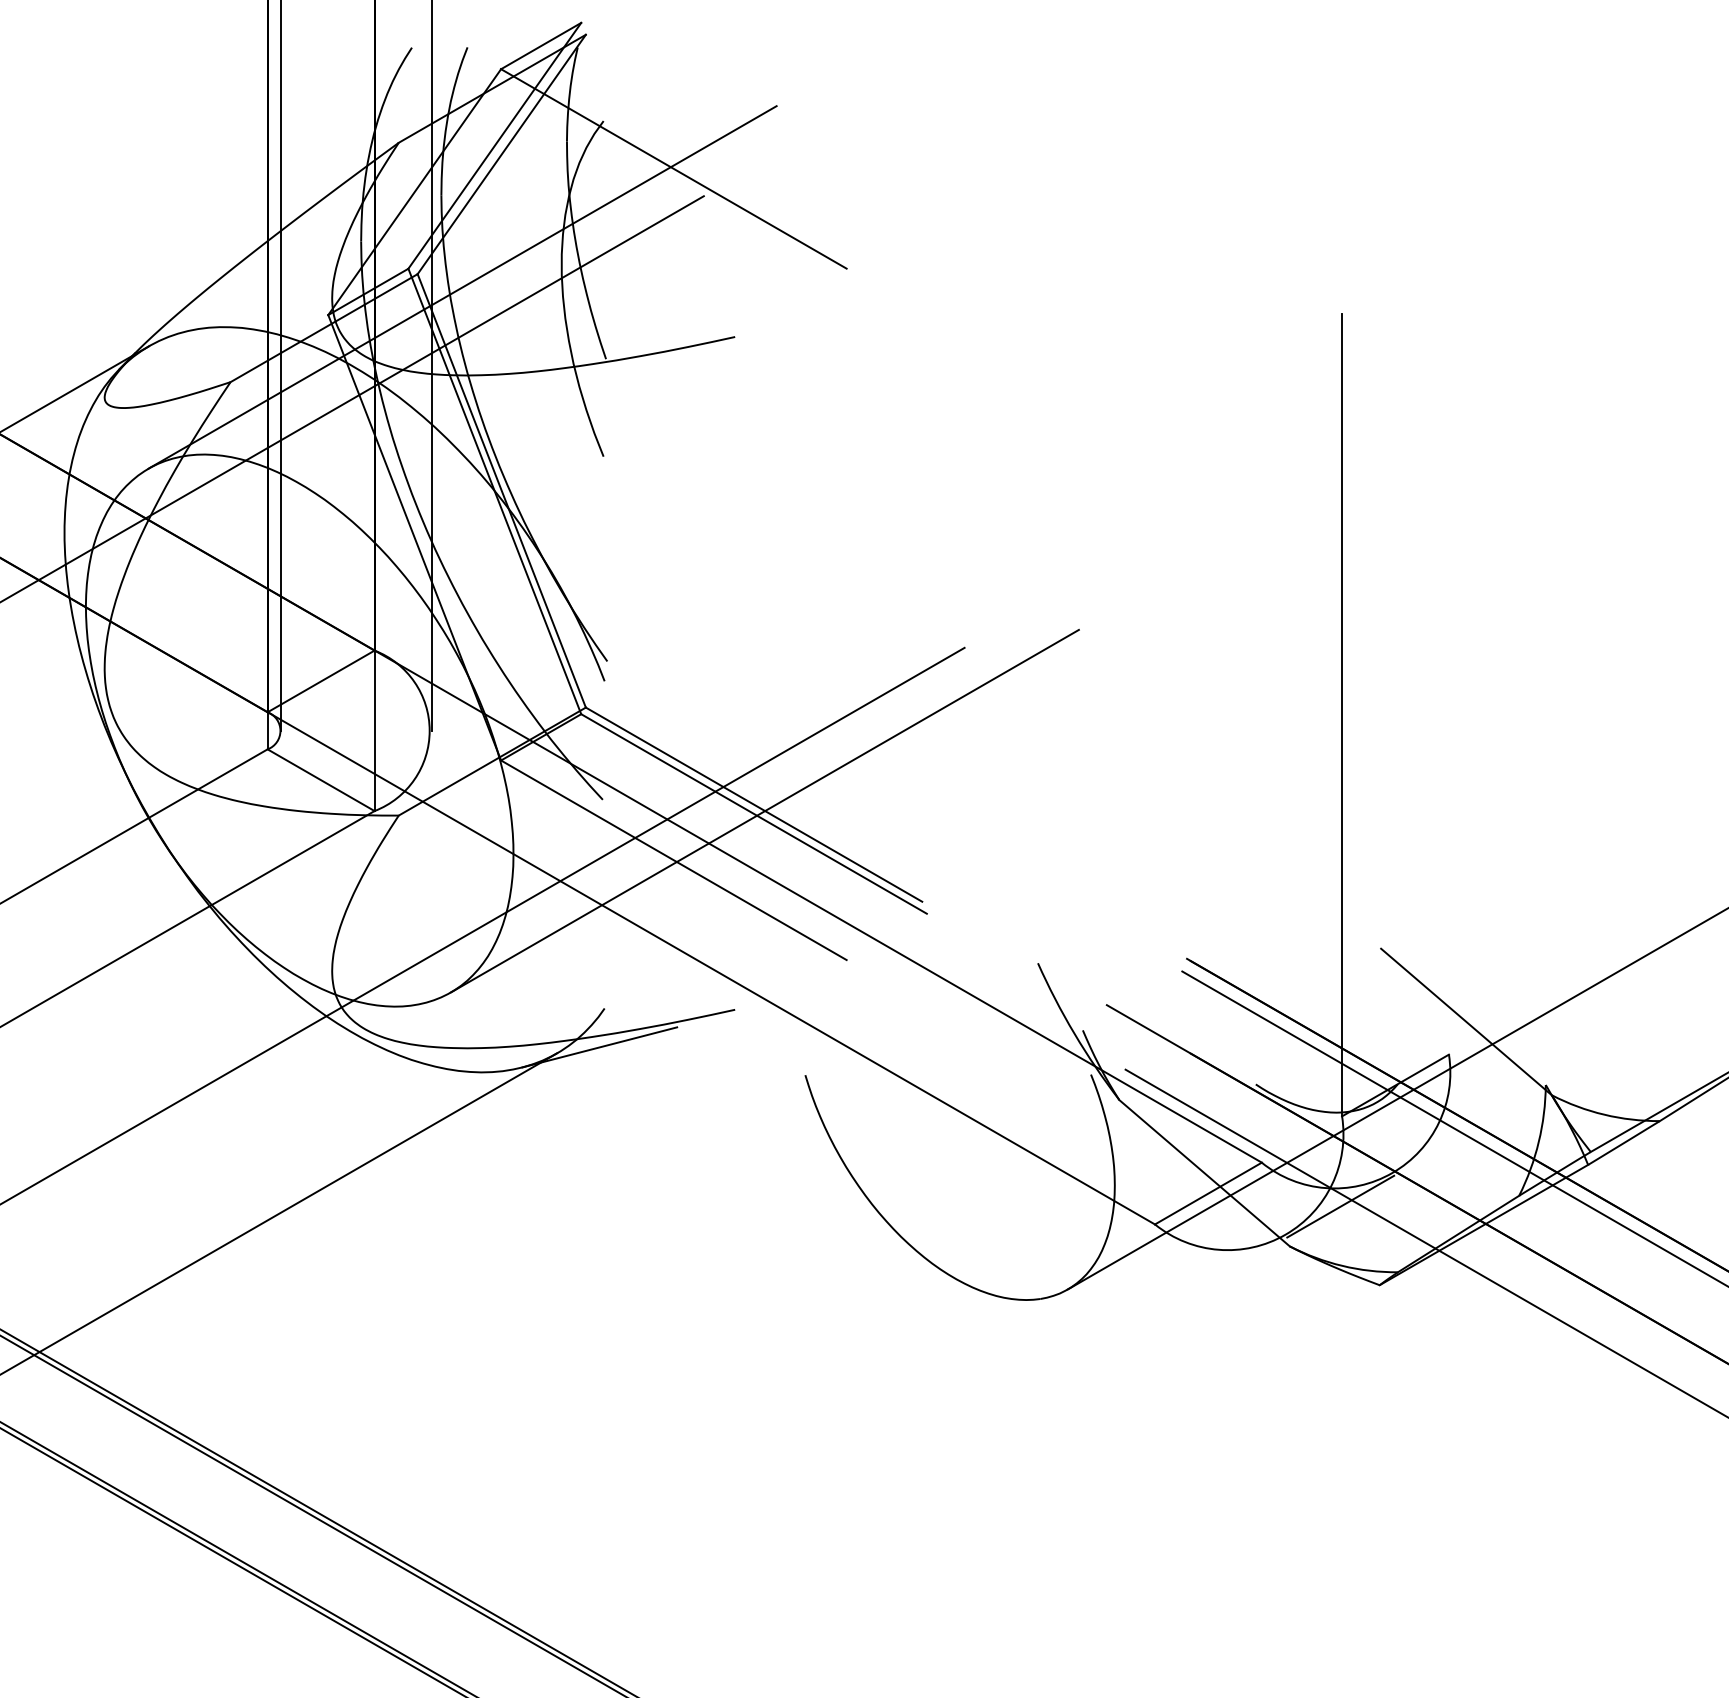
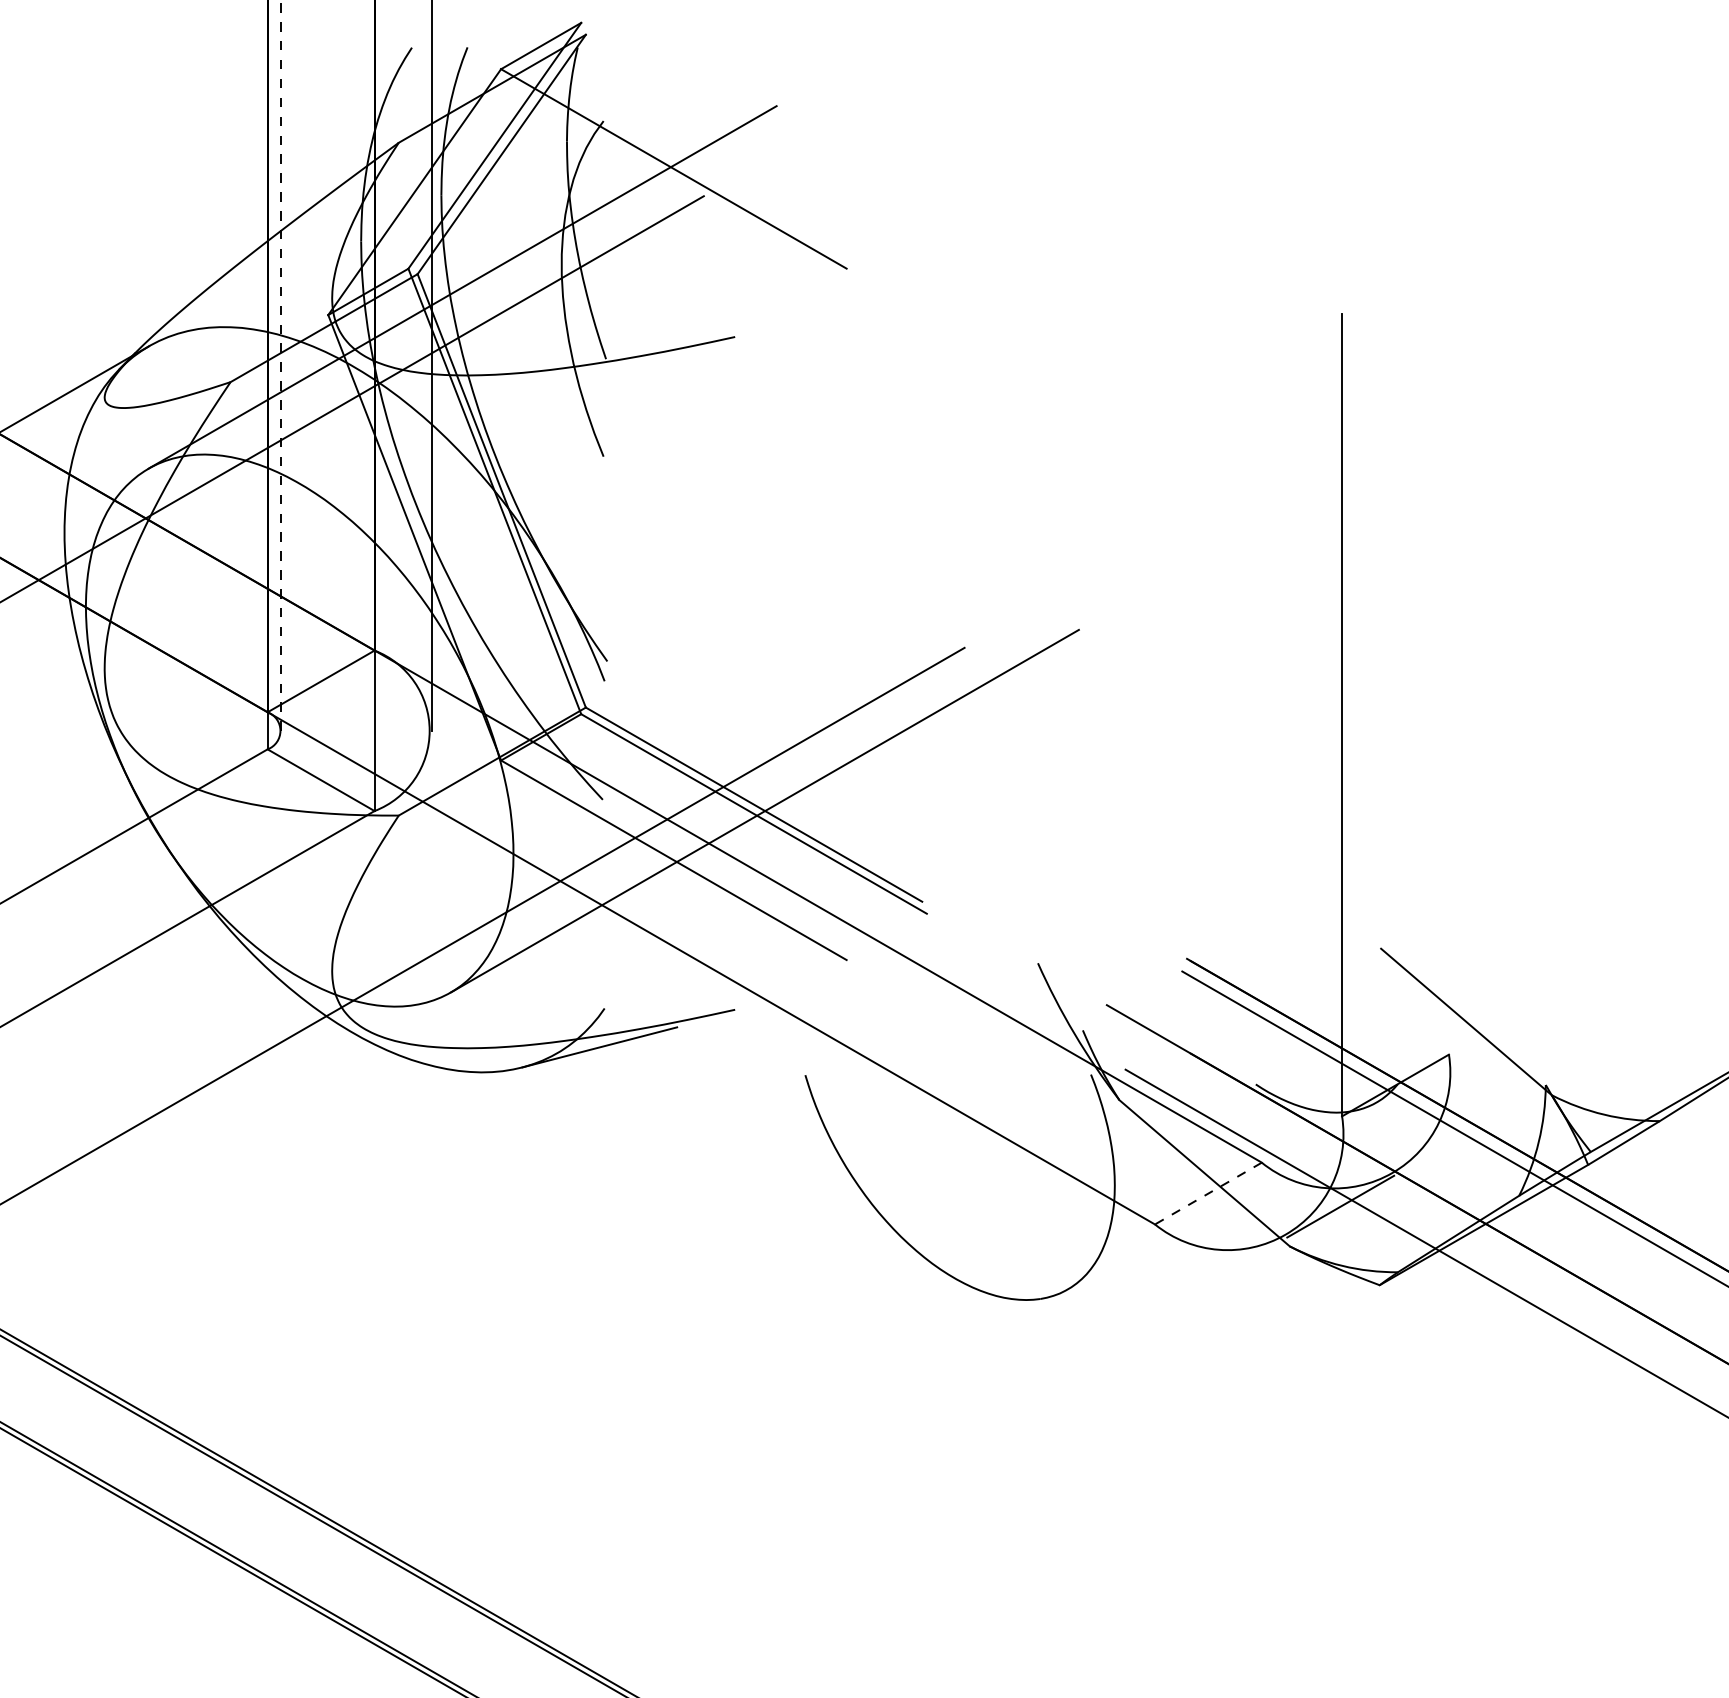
line: solid -> dashed (280, 365)
line: present -> none (1396, 1099)
line: solid -> dashed (1208, 1193)
line: present -> none (279, 1213)
